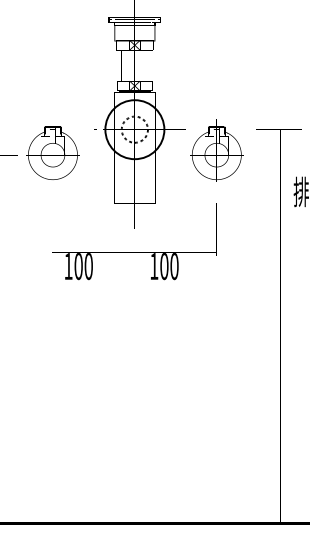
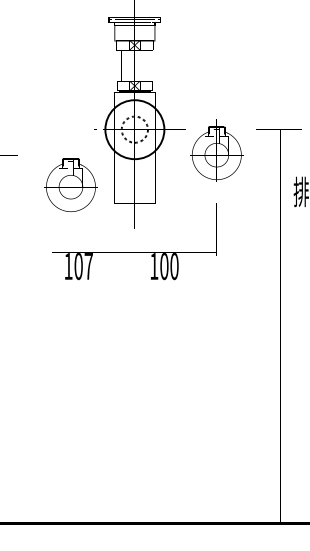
part position: (52, 152) -> (70, 184) (70, 184)
text: 100 -> 107 (88, 266)
